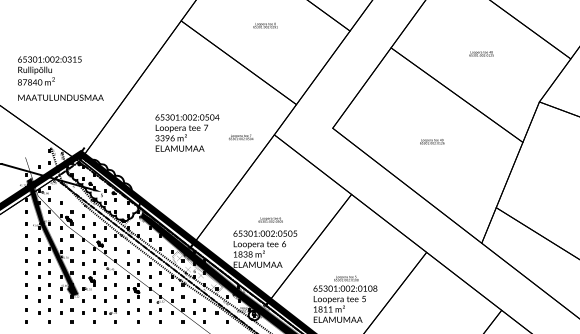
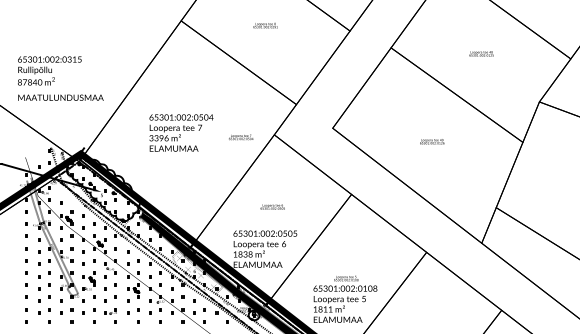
text position: (187, 132) -> (181, 132) (181, 132)
text position: (270, 219) -> (272, 206) (272, 206)
fill: present -> none (52, 236)
